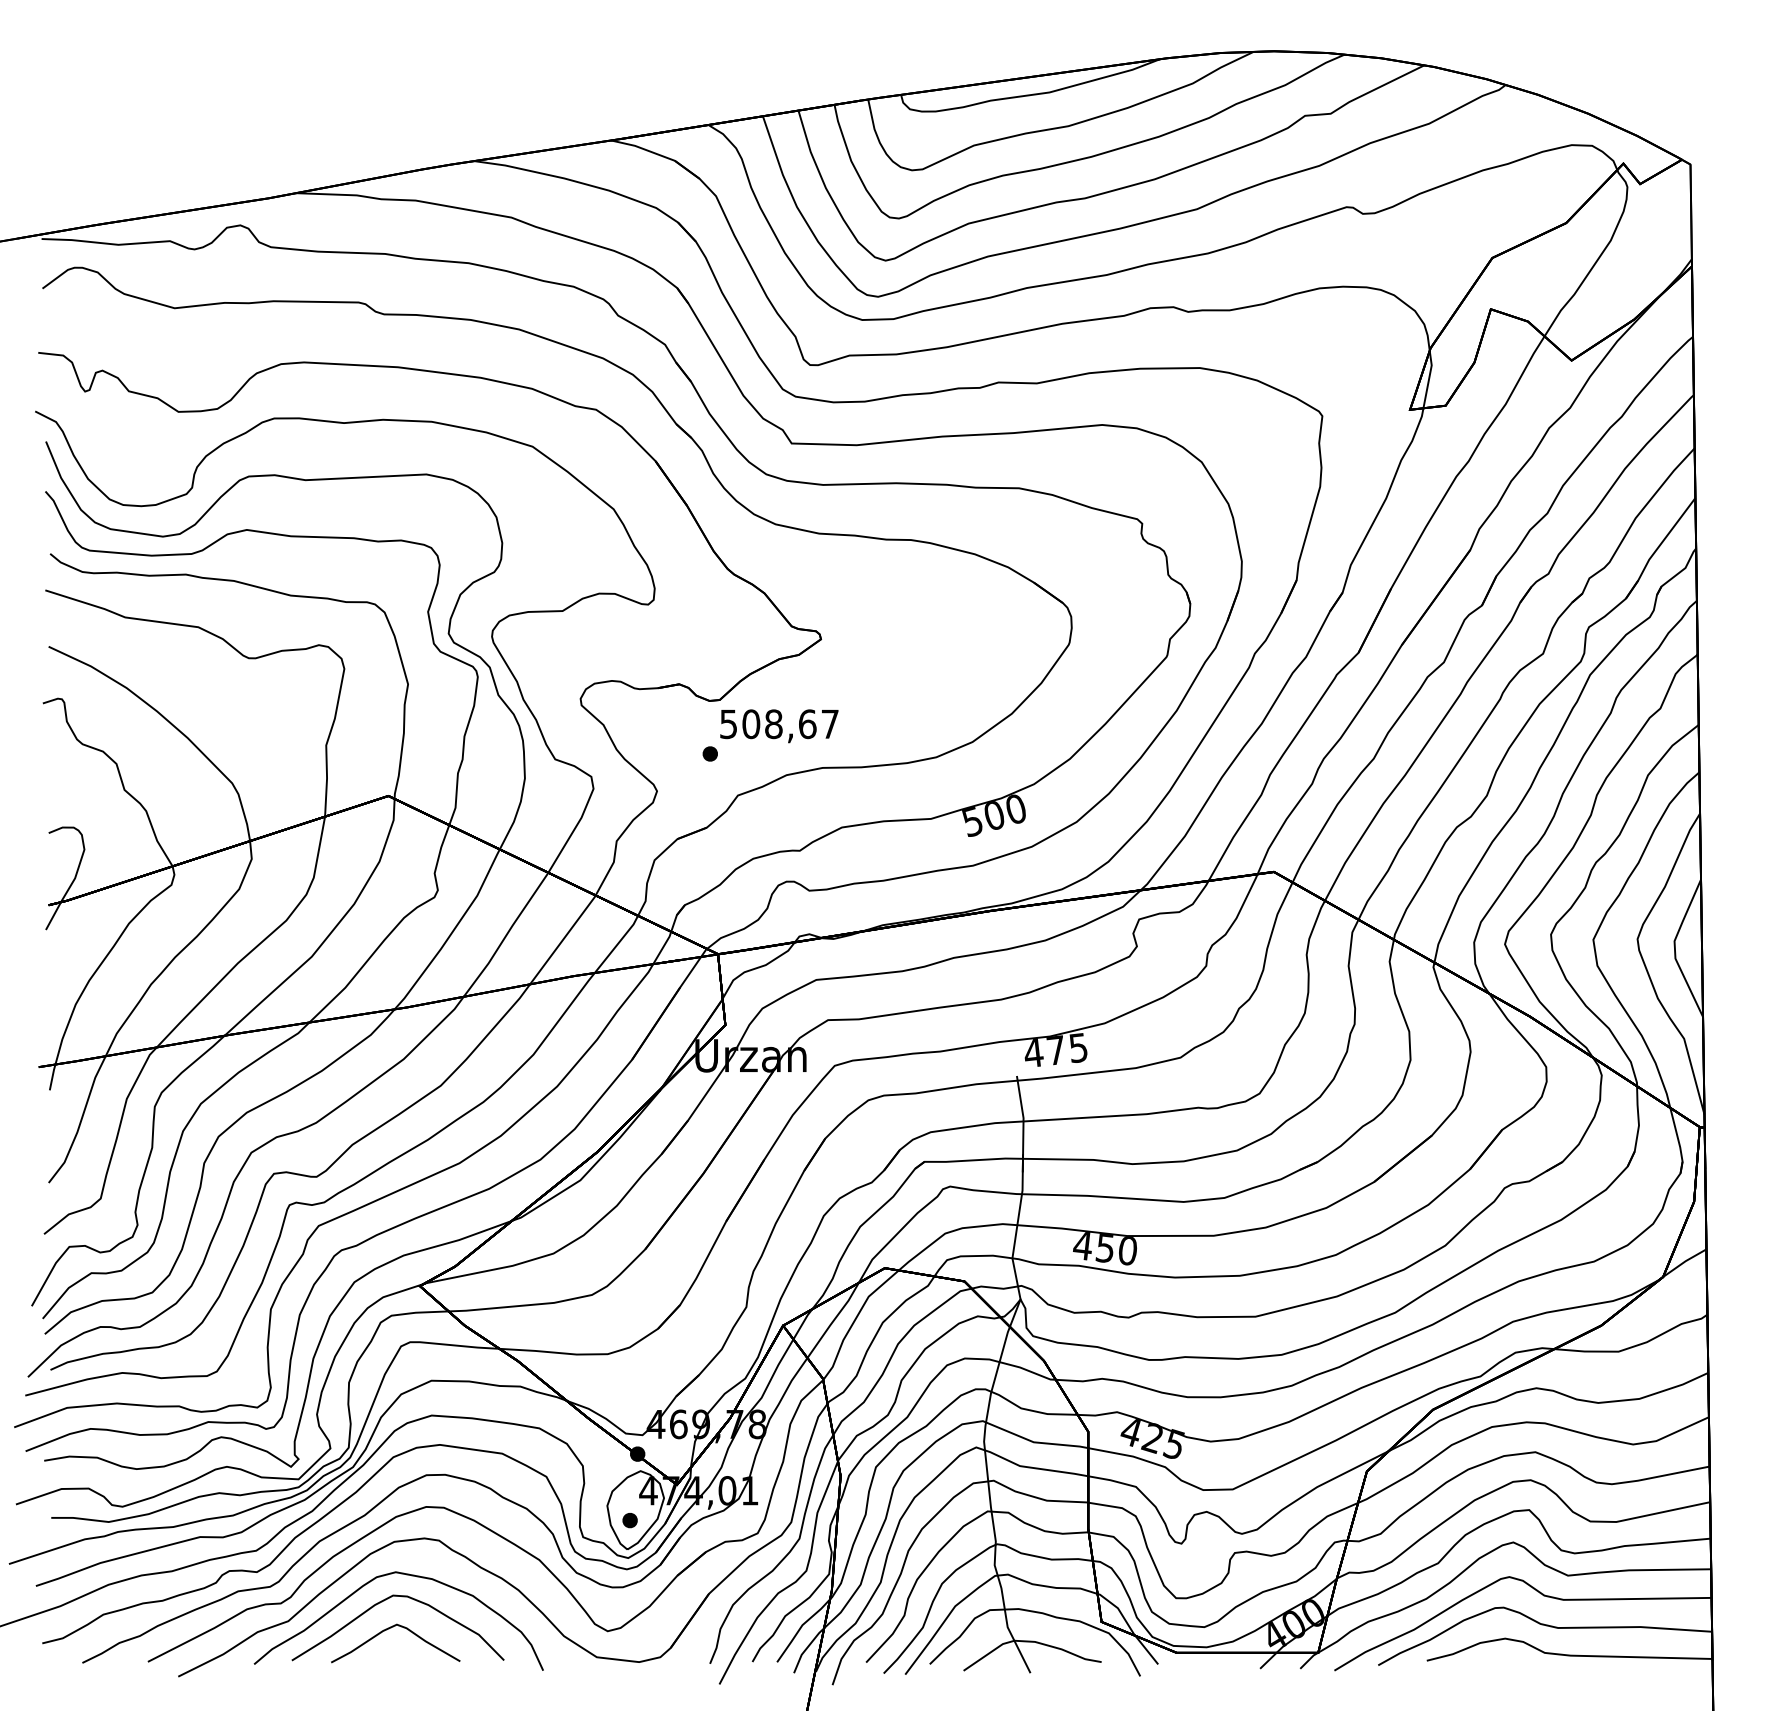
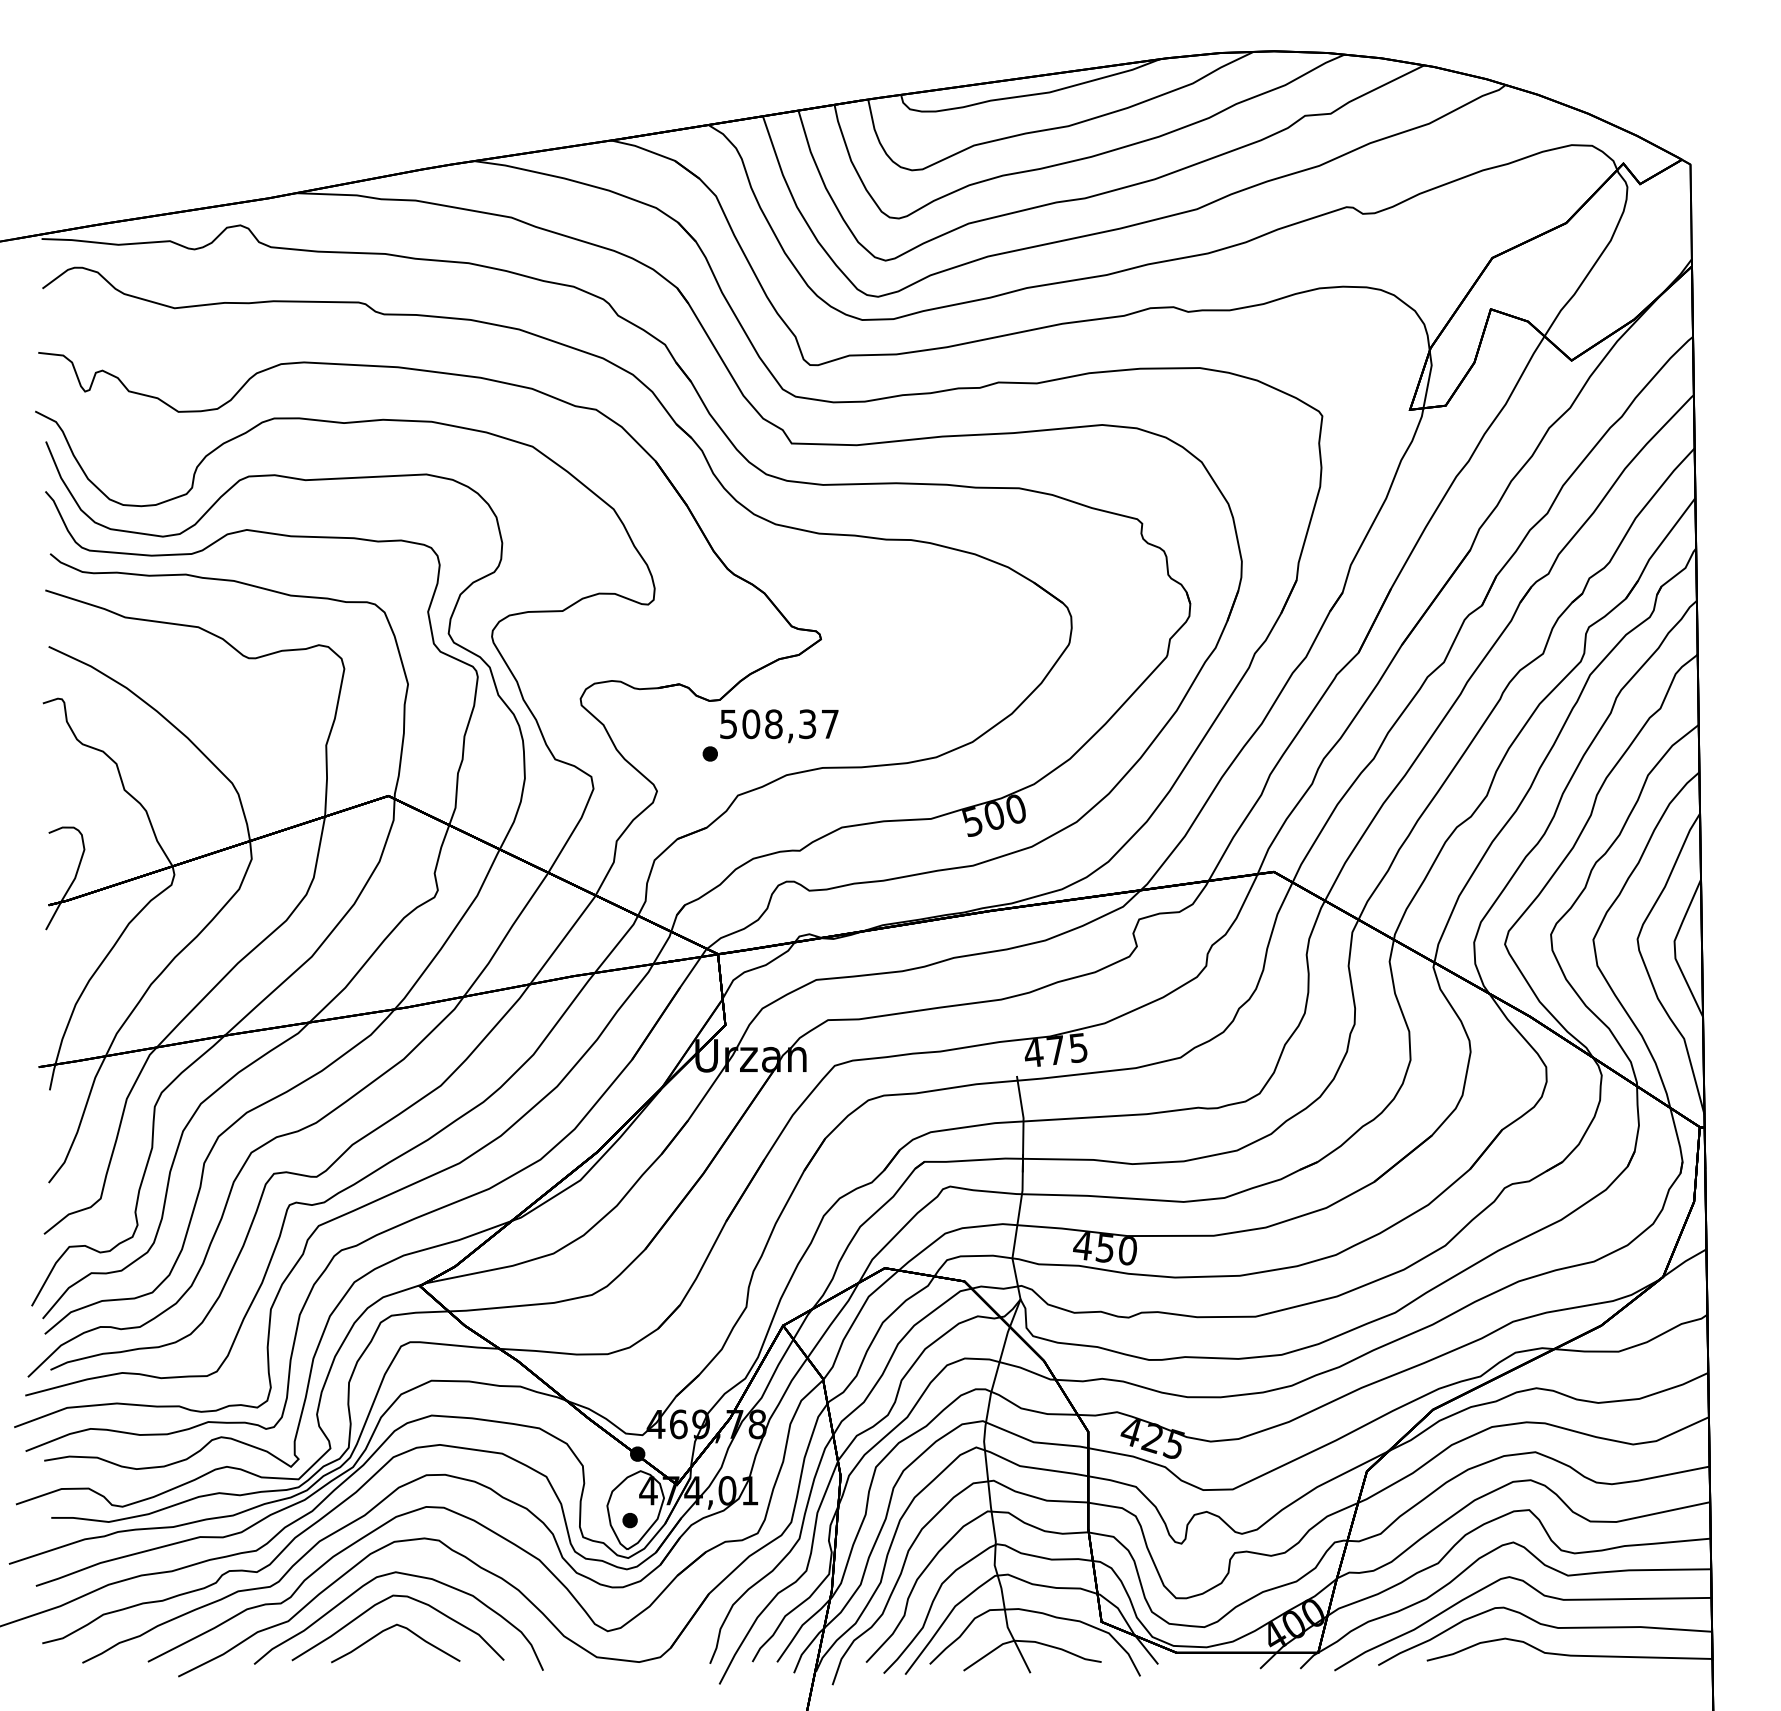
text: 508,67 -> 508,37 (807, 724)
